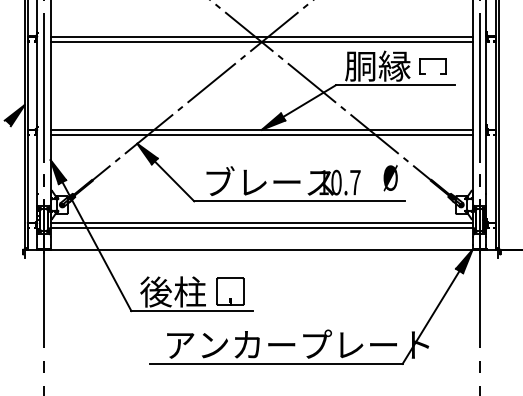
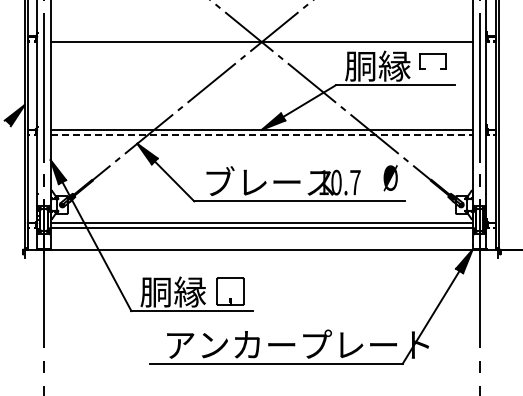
line: present -> none (261, 36)
part position: (432, 59) -> (432, 54) (432, 54)
line: solid -> dashed (262, 135)
text: 後柱 -> 胴縁 (172, 291)
